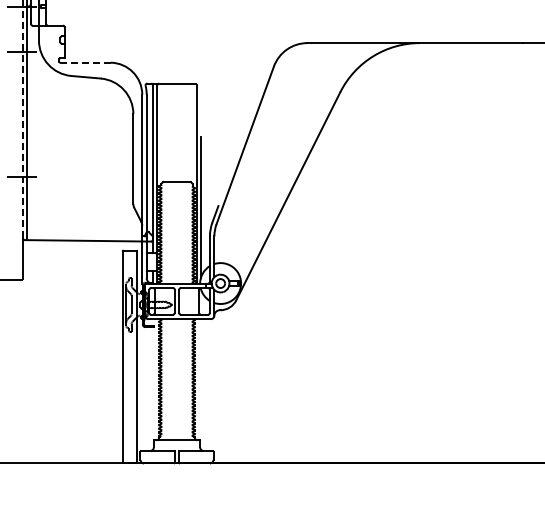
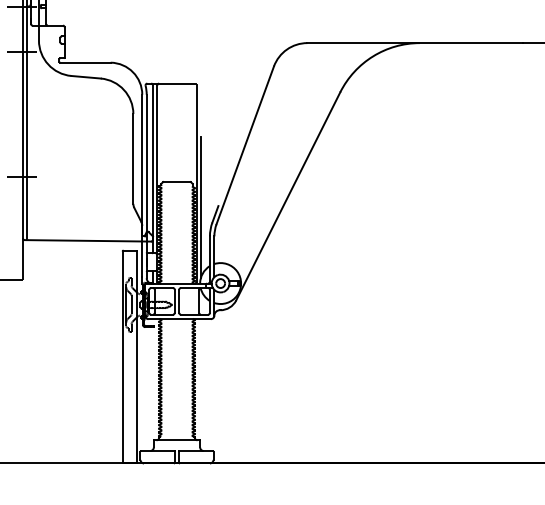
line: dashed -> solid (85, 62)
line: dashed -> solid (22, 119)
